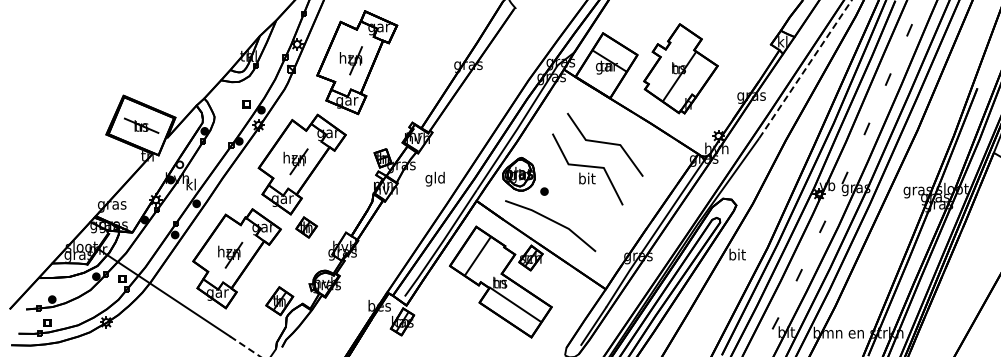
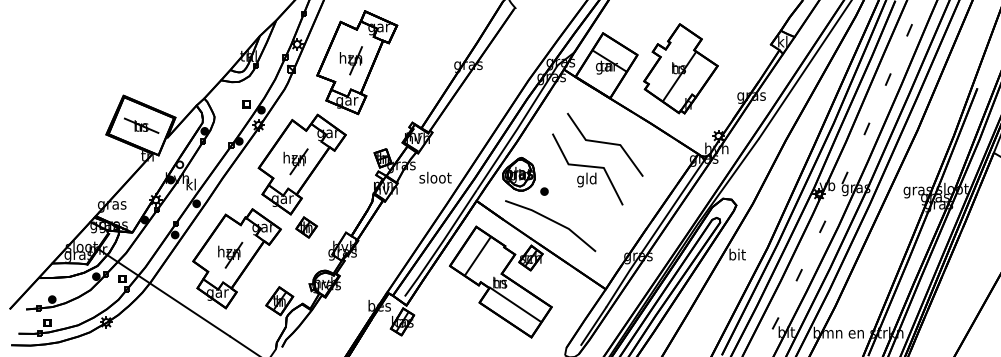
line: dashed -> solid (805, 69)
text: gld -> sloot (435, 178)
text: bit -> gld (586, 179)
line: dashed -> solid (245, 347)
